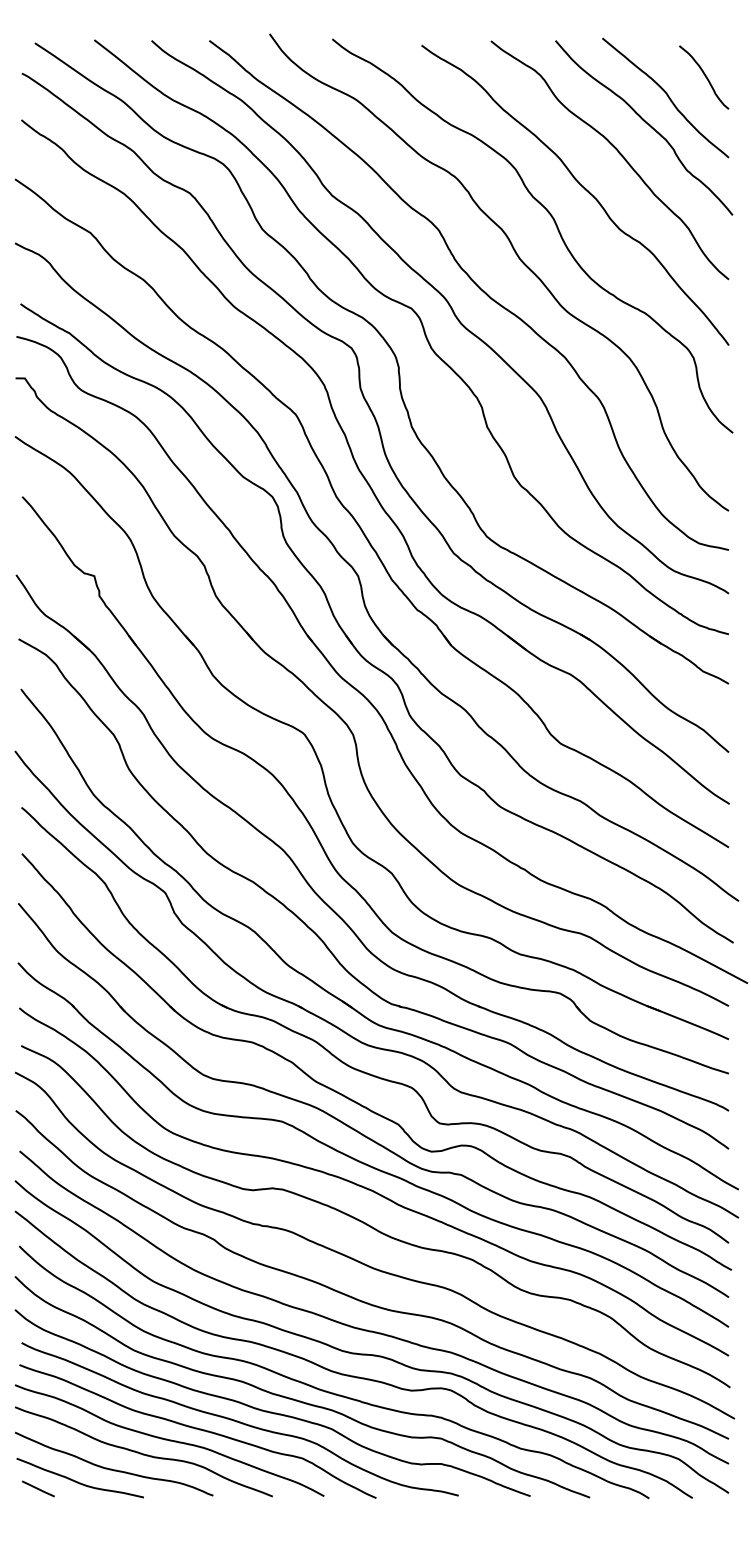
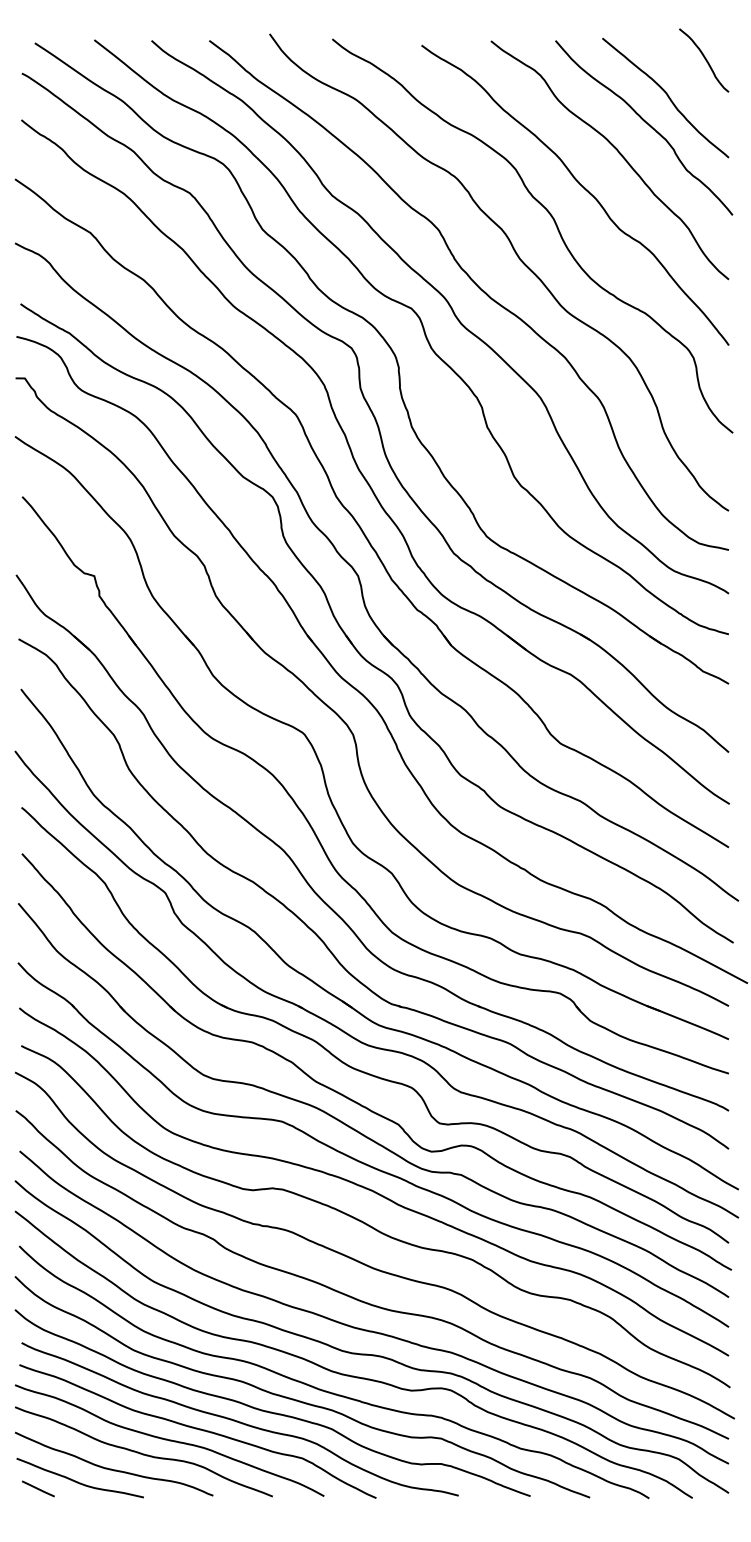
curve position: (704, 76) -> (704, 59) (704, 59)
